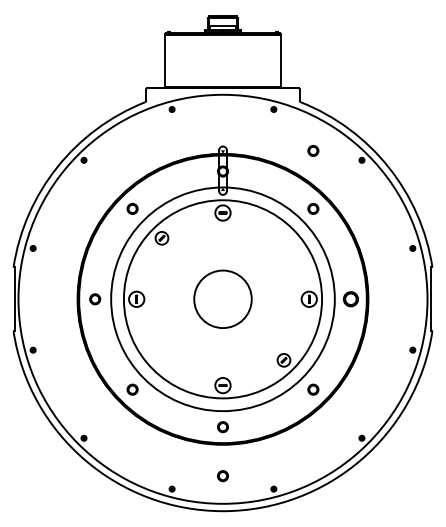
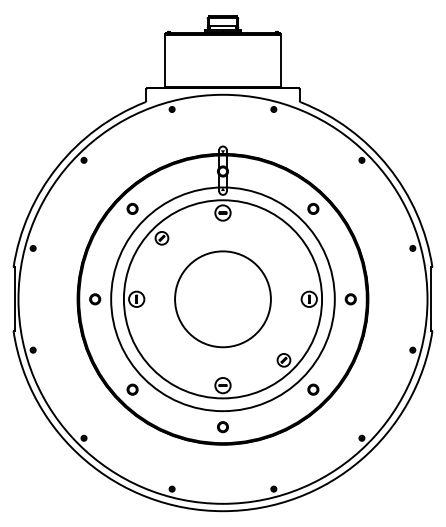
part: present -> none (313, 150)
circle diameter: 58 px -> 96 px (222, 299)
part size: 17x17 px -> 13x13 px (350, 299)
part: present -> none (222, 476)
